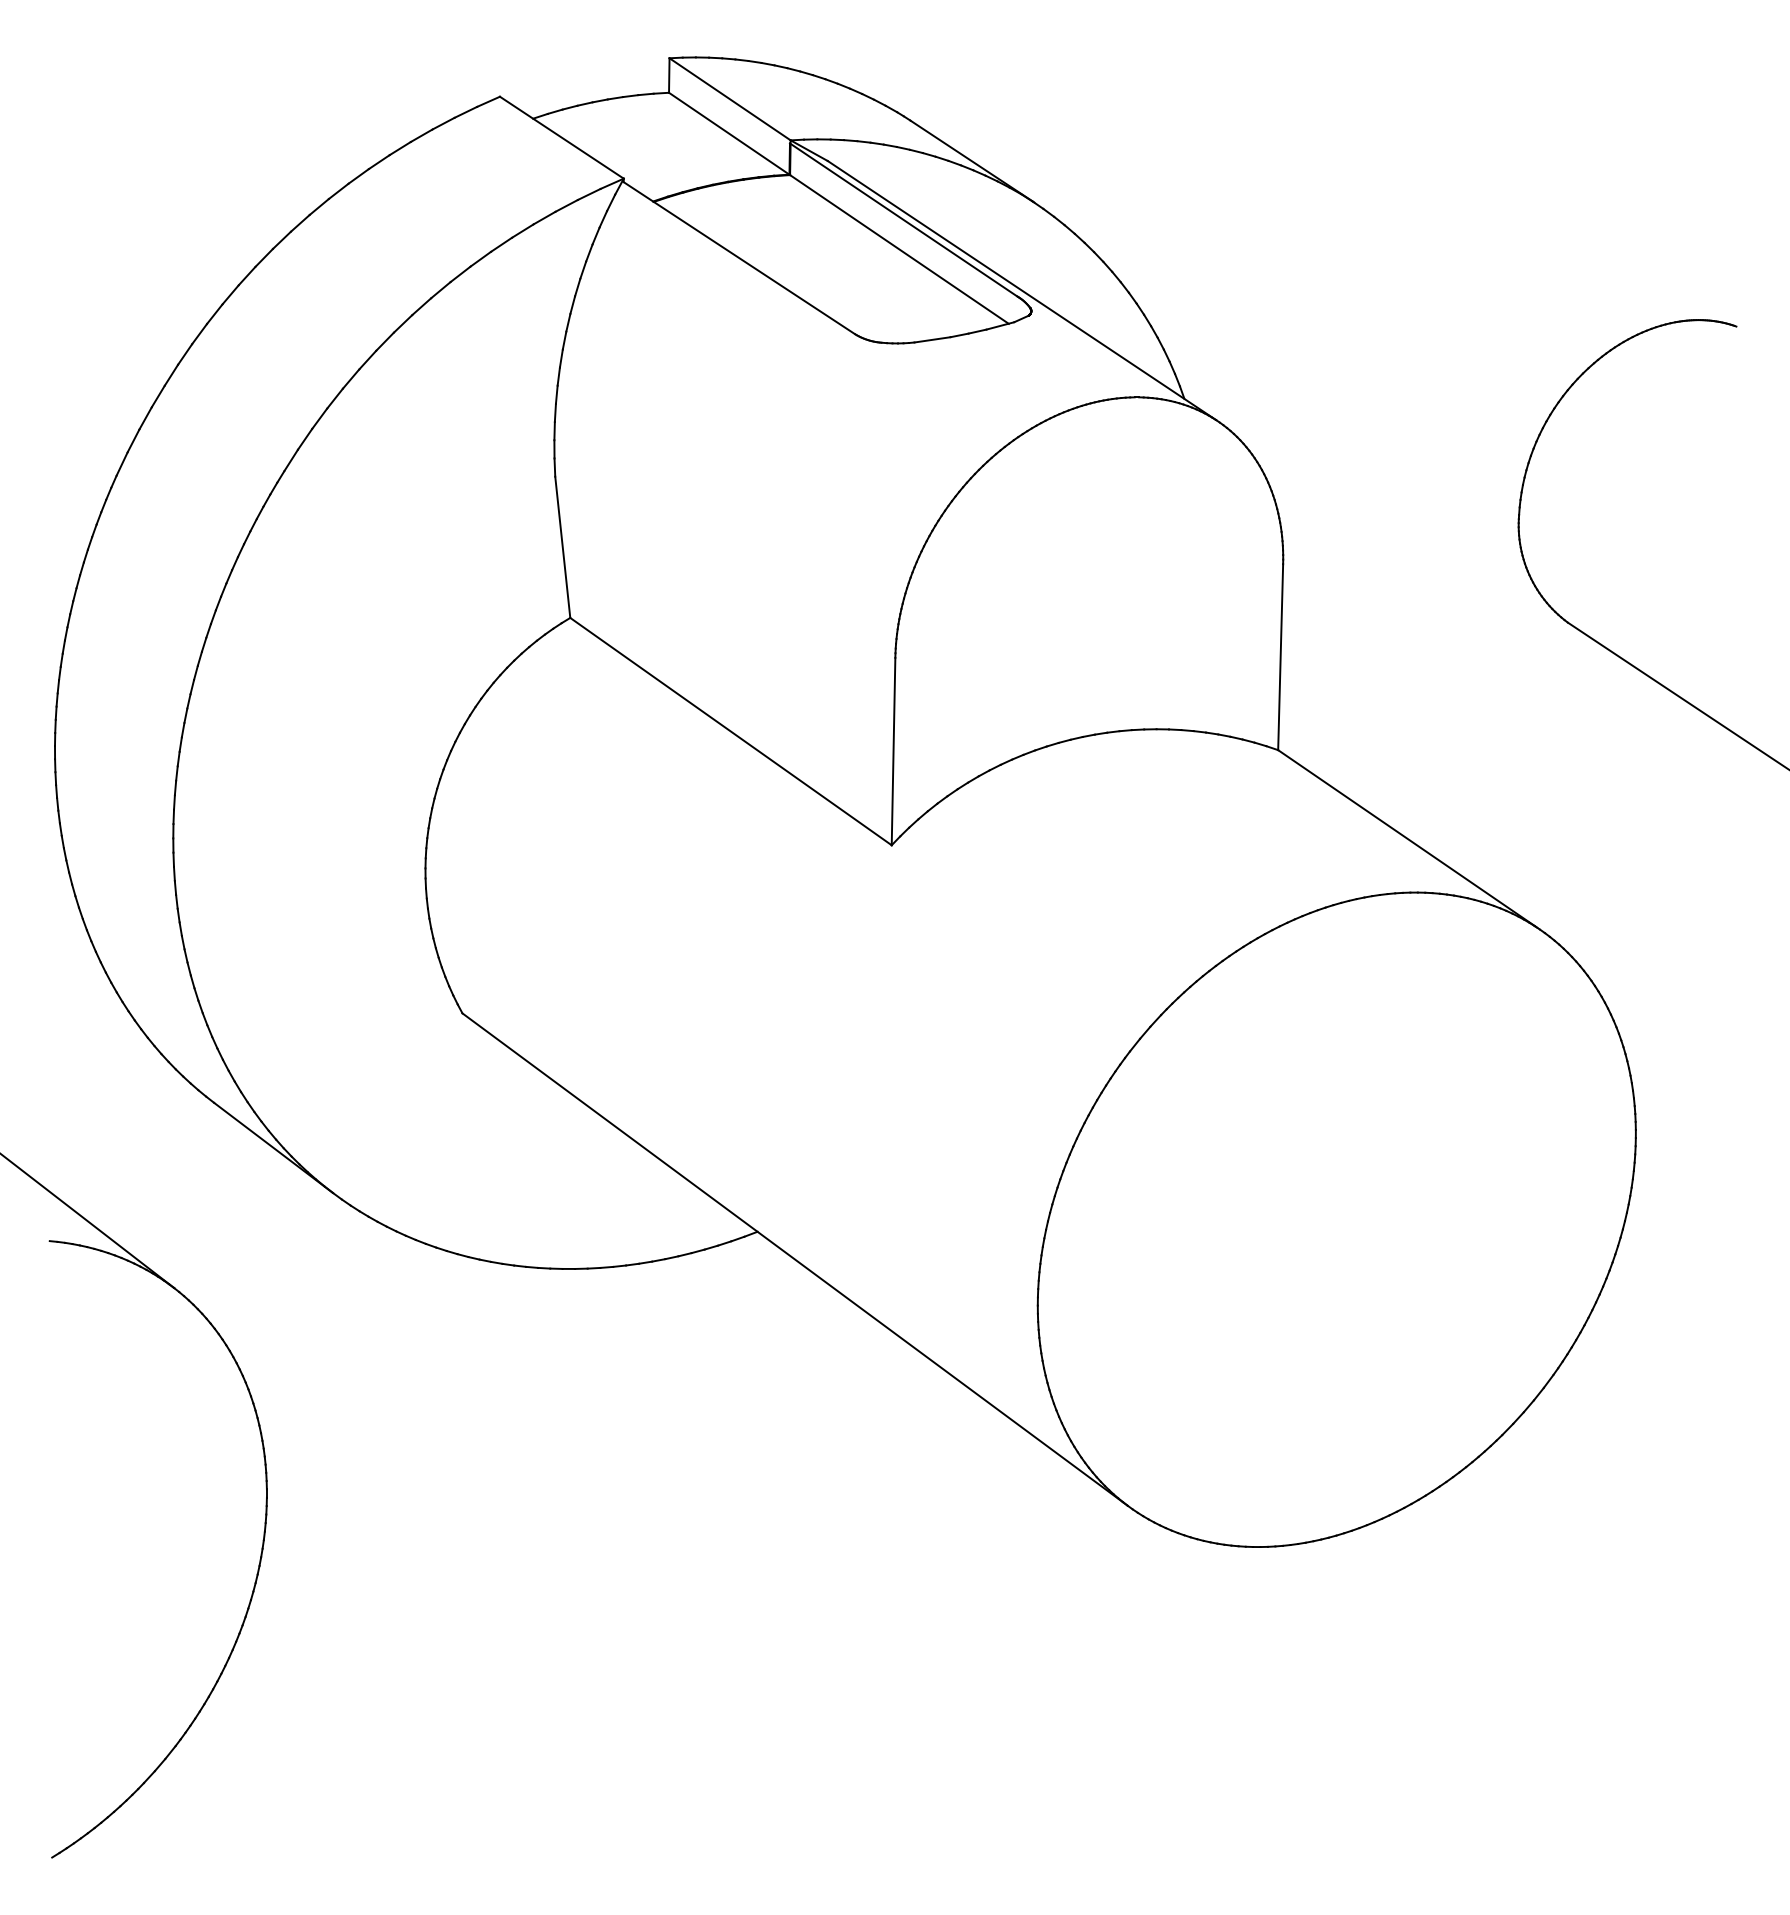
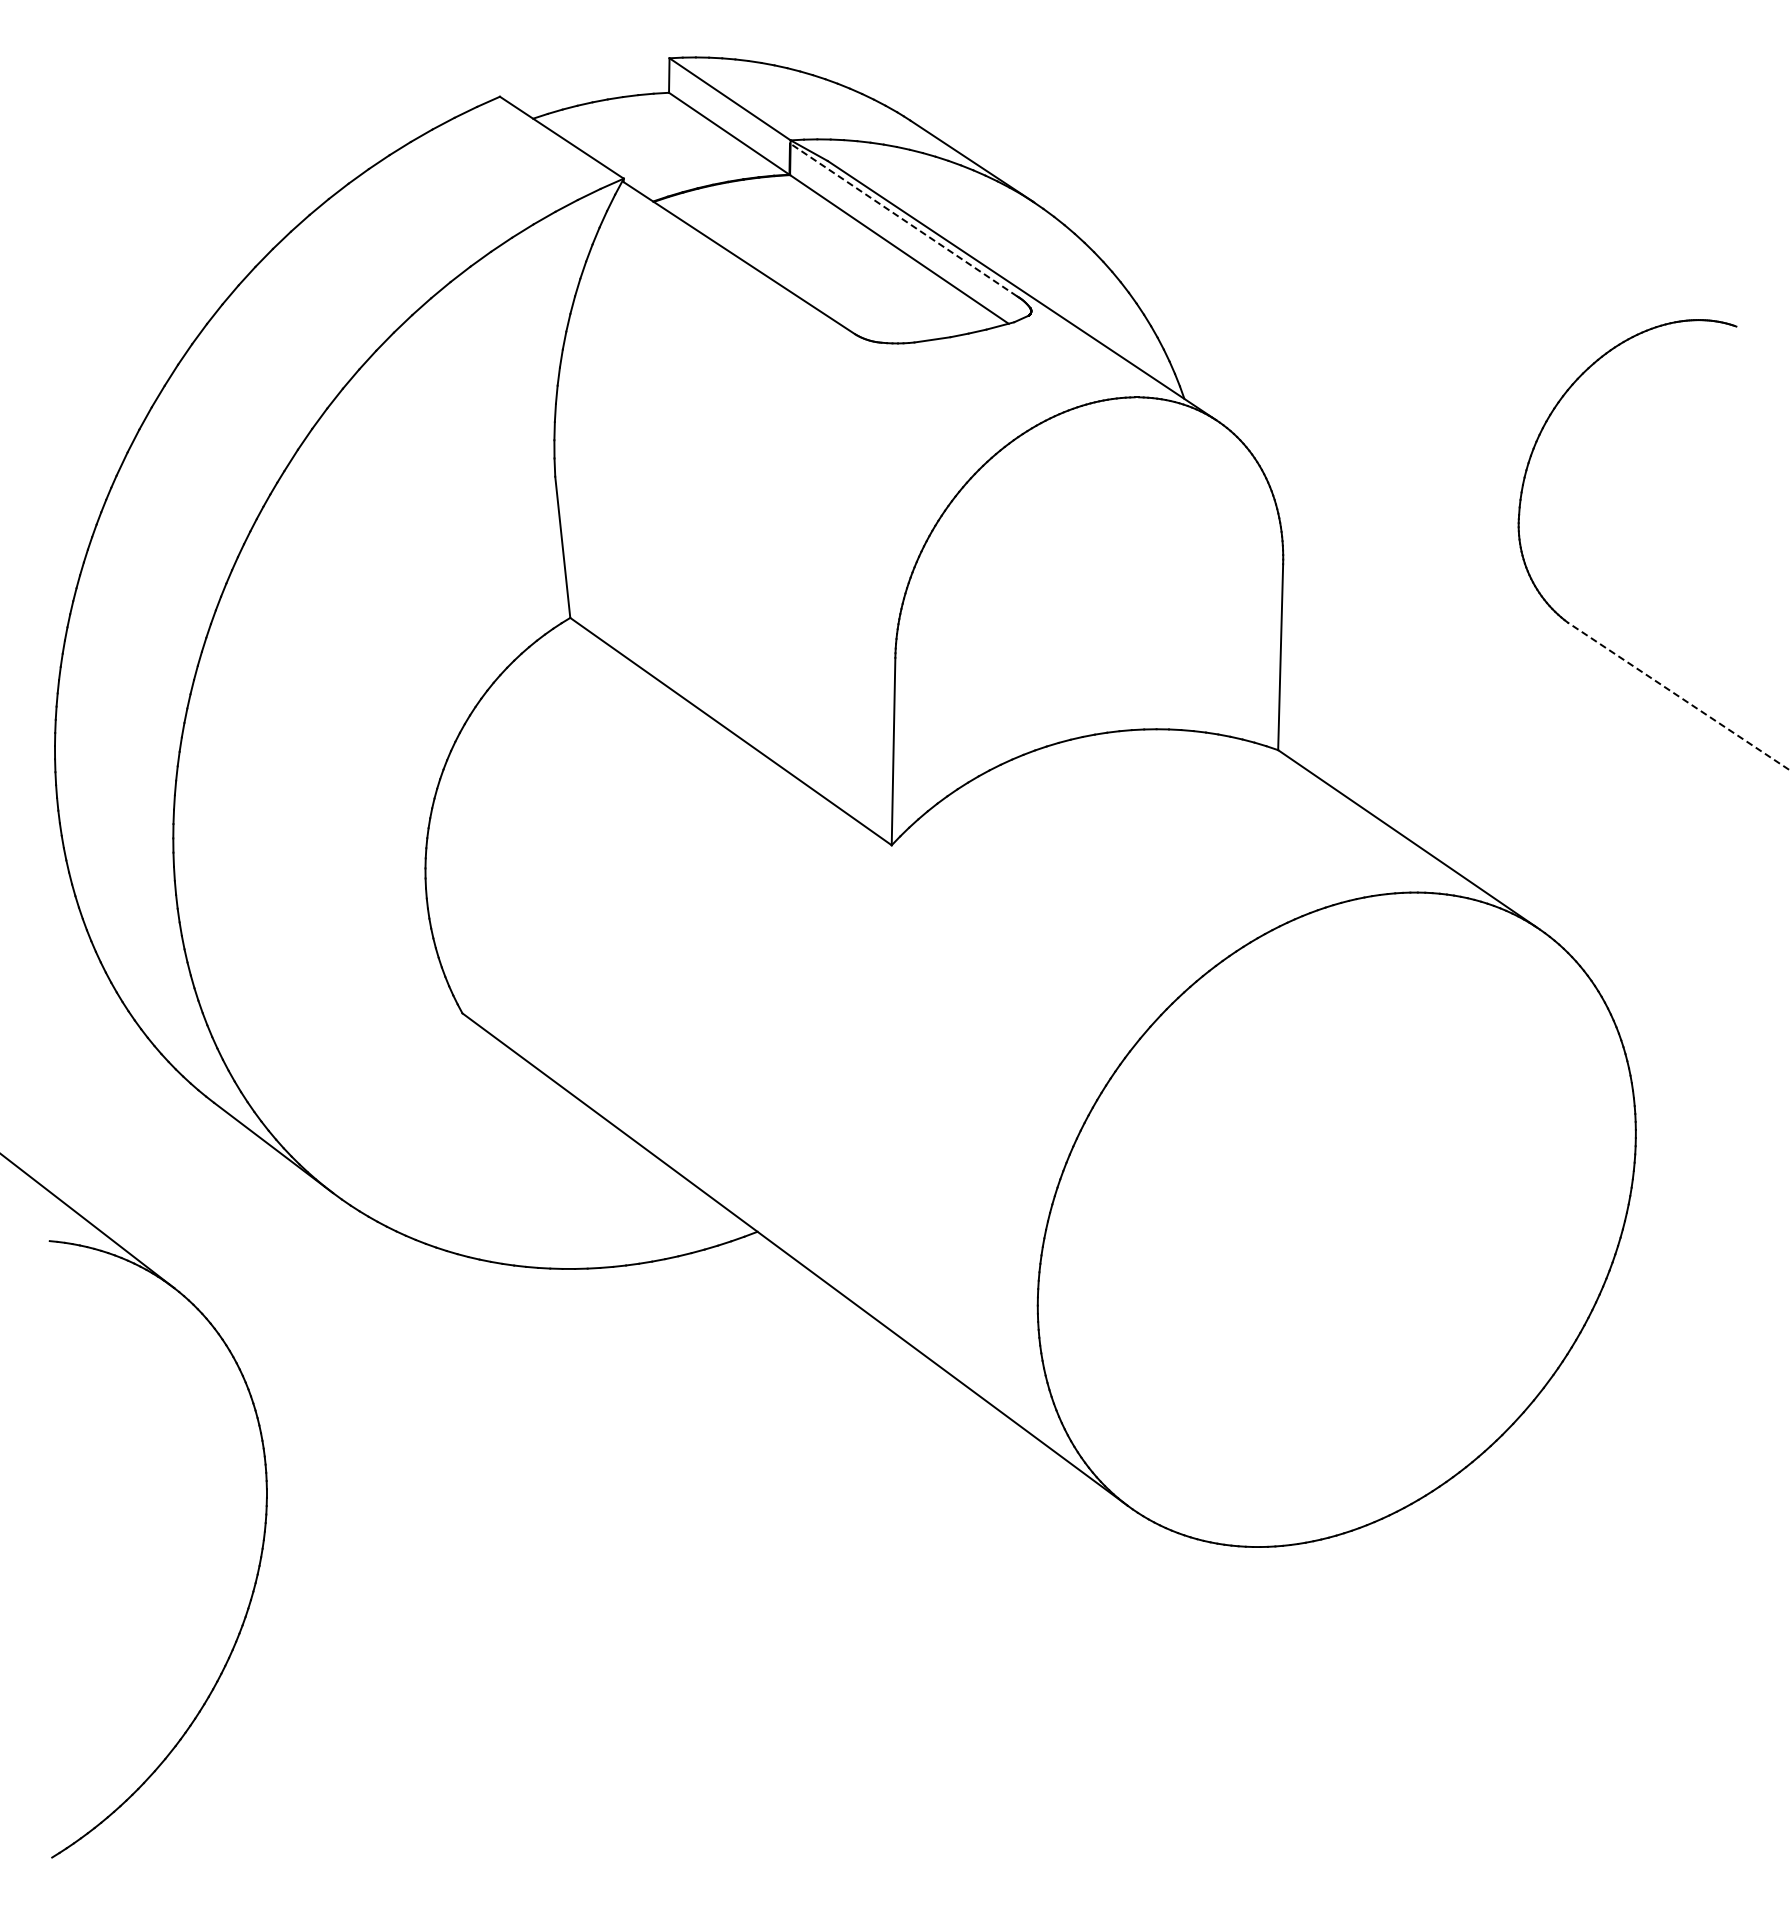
line: solid -> dashed (903, 219)
line: solid -> dashed (1678, 696)
